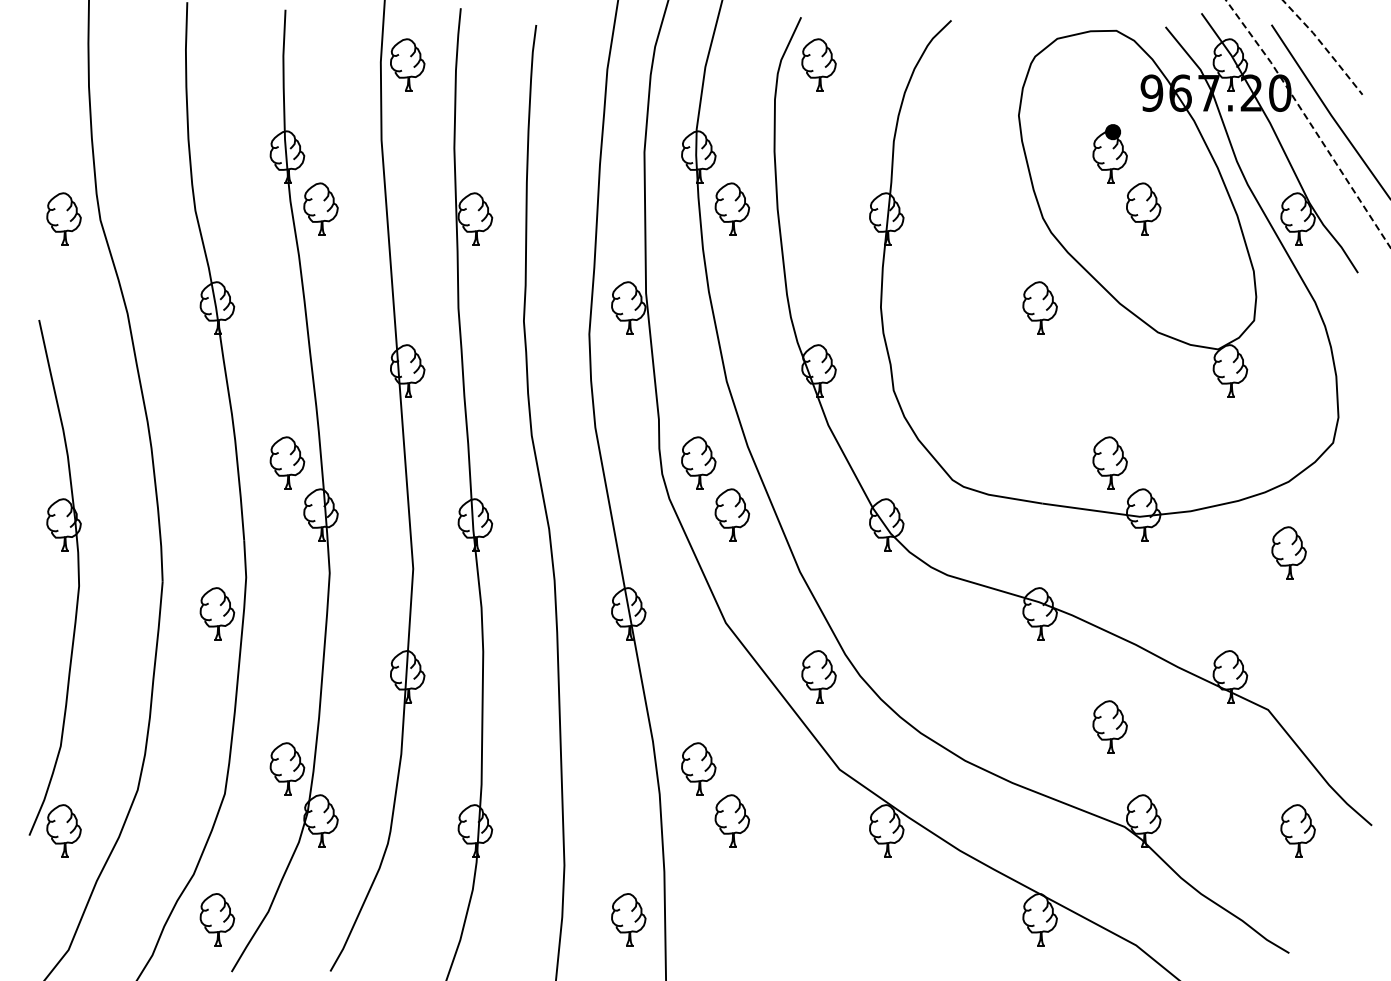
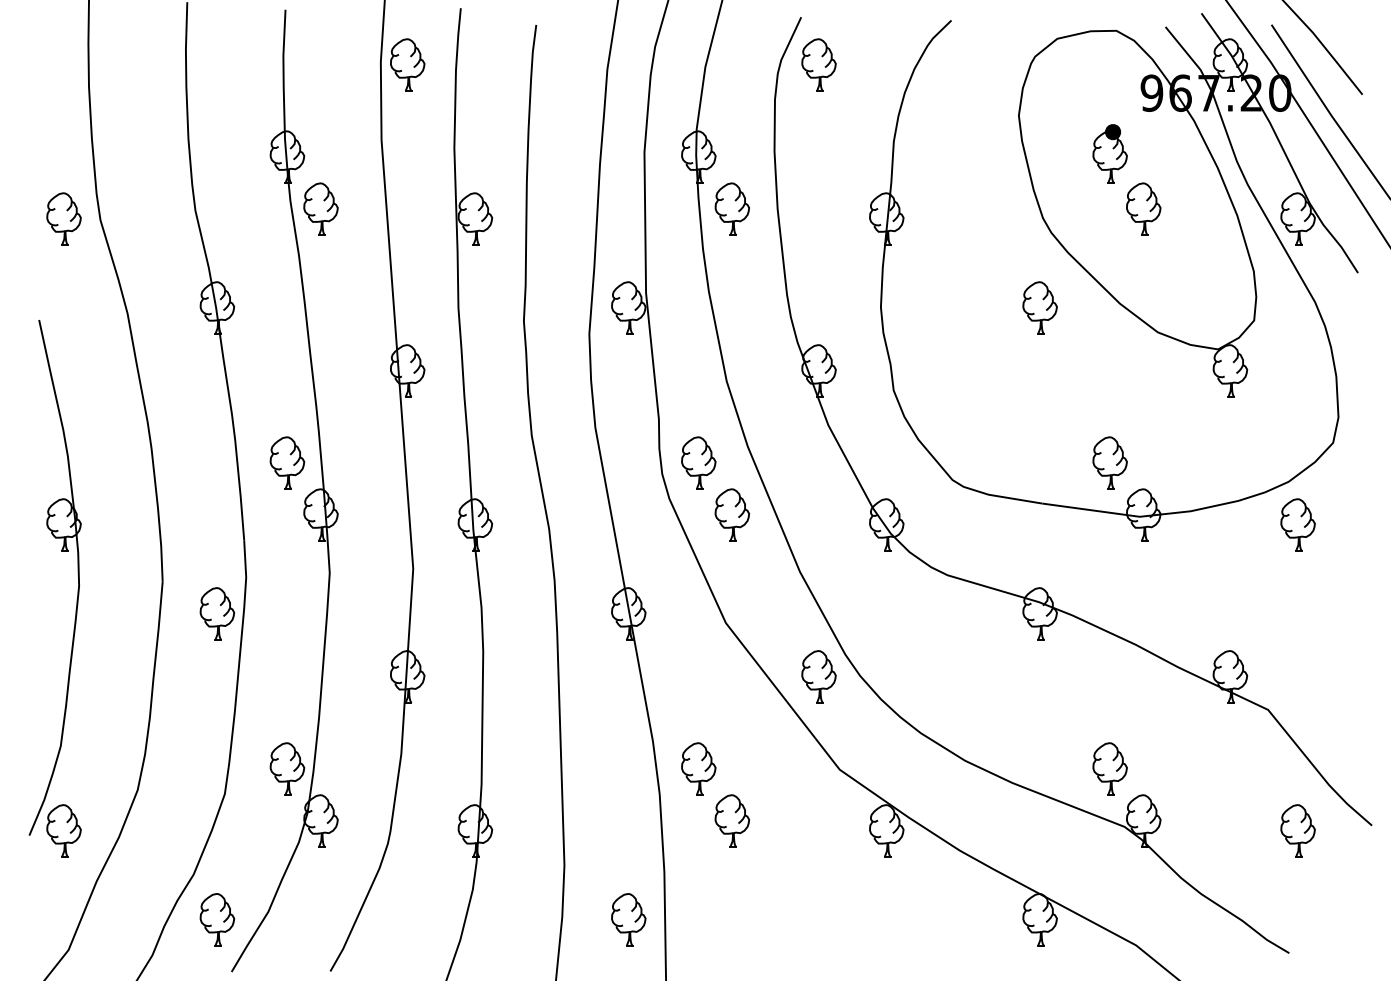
line: dashed -> solid (1324, 46)
line: dashed -> solid (1309, 122)
part position: (1288, 552) -> (1297, 524) (1297, 524)
part position: (1109, 726) -> (1109, 768) (1109, 768)
